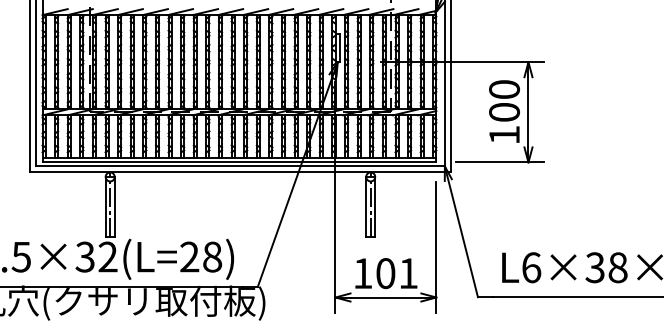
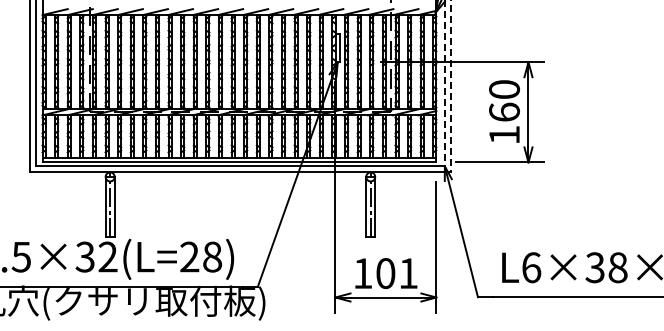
line: solid -> dashed (444, 83)
line: solid -> dashed (450, 86)
text: 100 -> 160 (504, 111)
